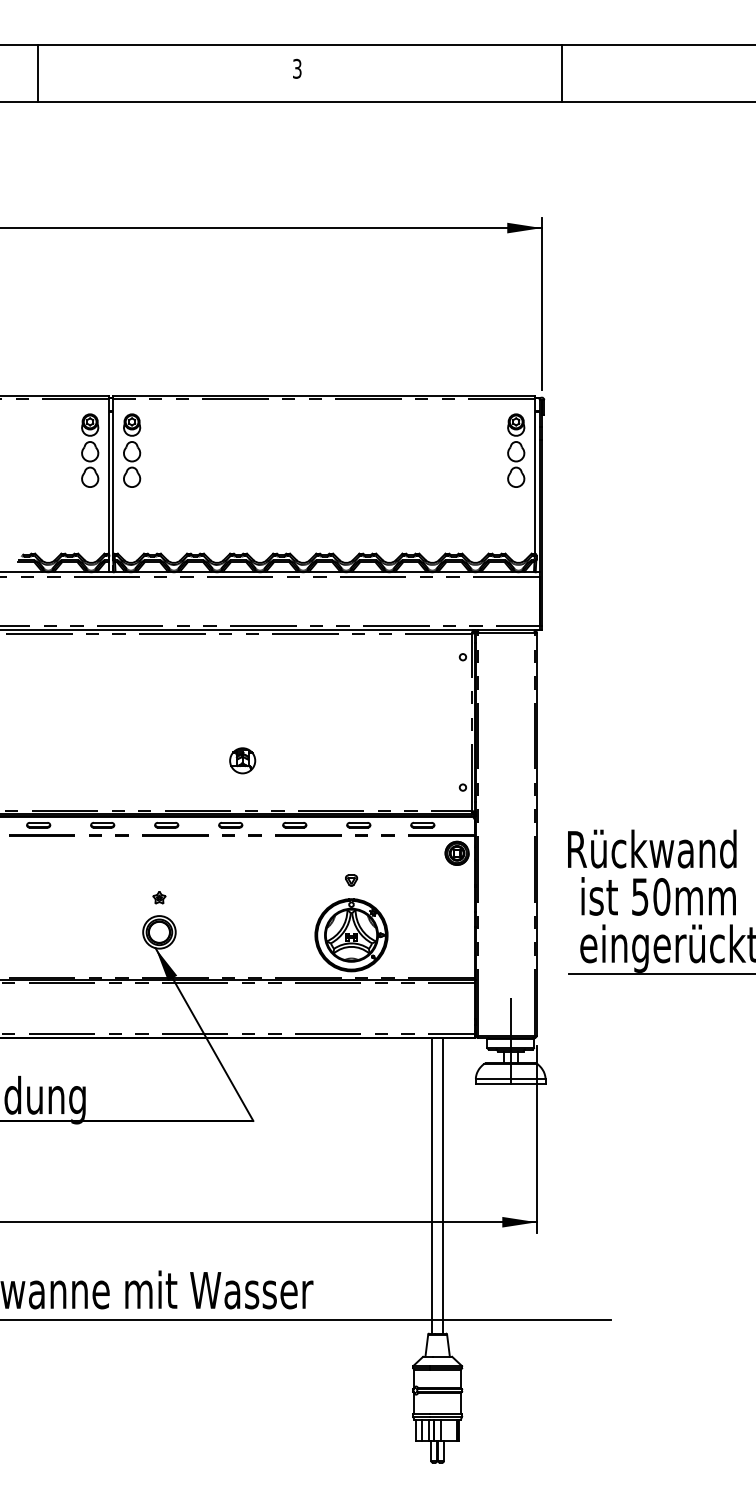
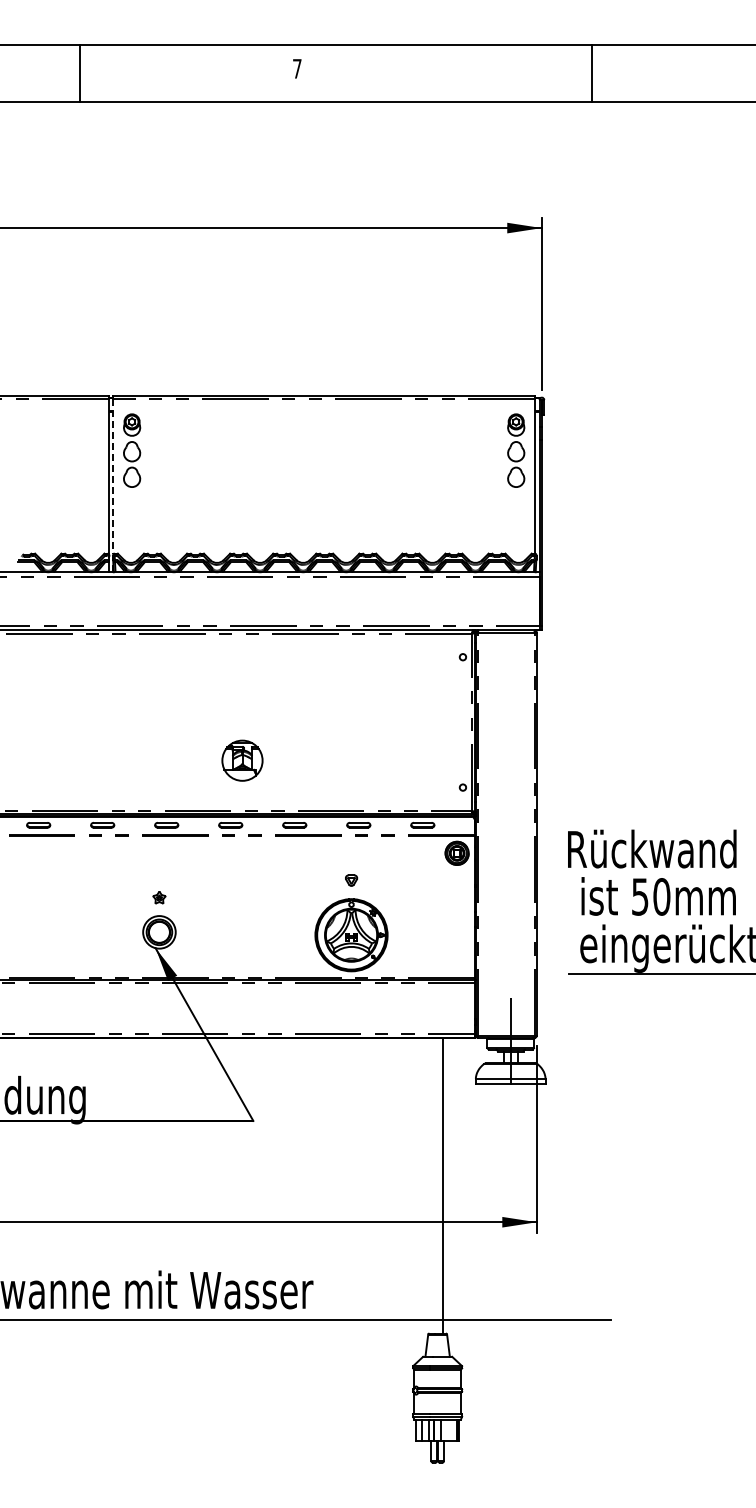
text: 3 -> 7 (297, 68)
line position: (38, 73) -> (80, 73) (80, 73)
line position: (562, 73) -> (592, 73) (592, 73)
part: present -> none (90, 450)
line: solid -> dashed (113, 476)
part size: 28x28 px -> 43x43 px (242, 760)
line: present -> none (431, 1185)
